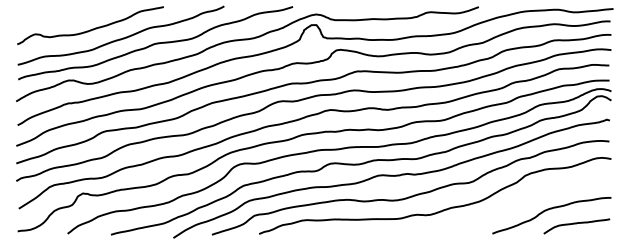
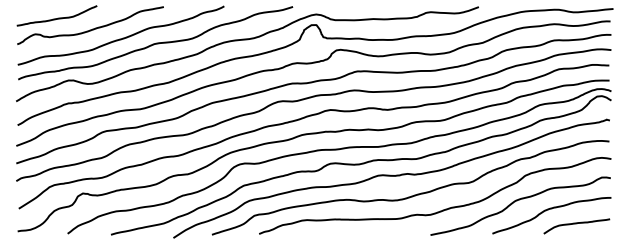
curve: none -> present (58, 17)
curve: none -> present (517, 201)
